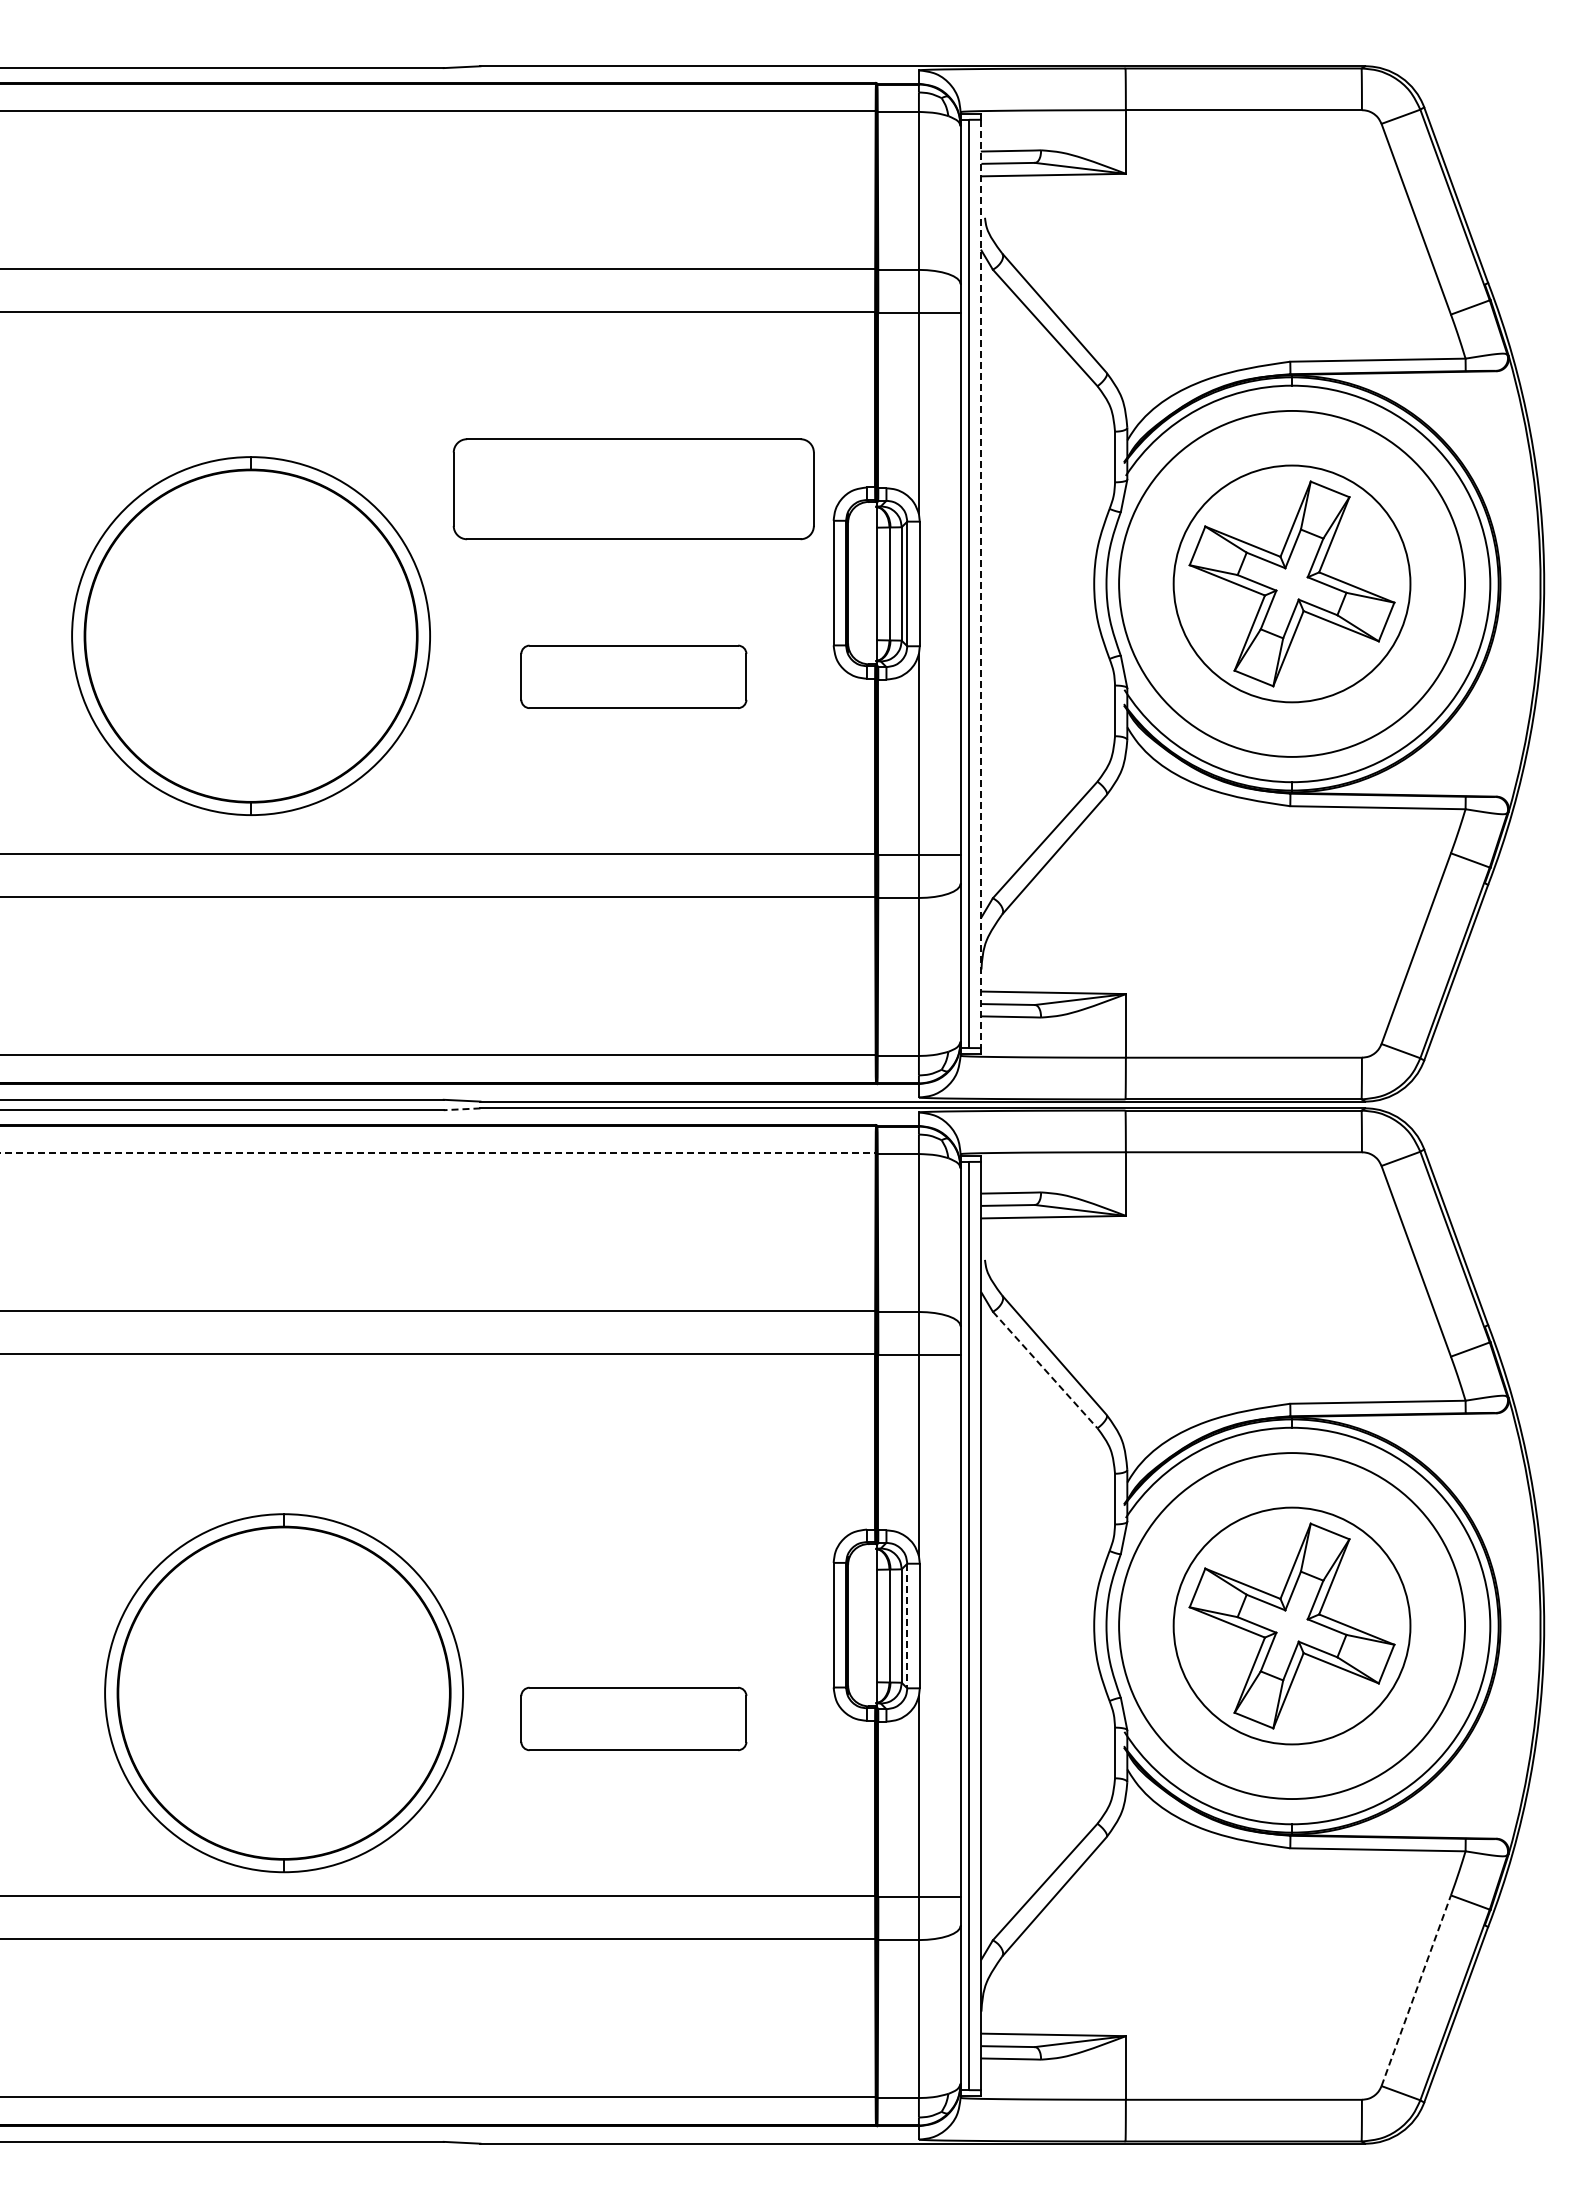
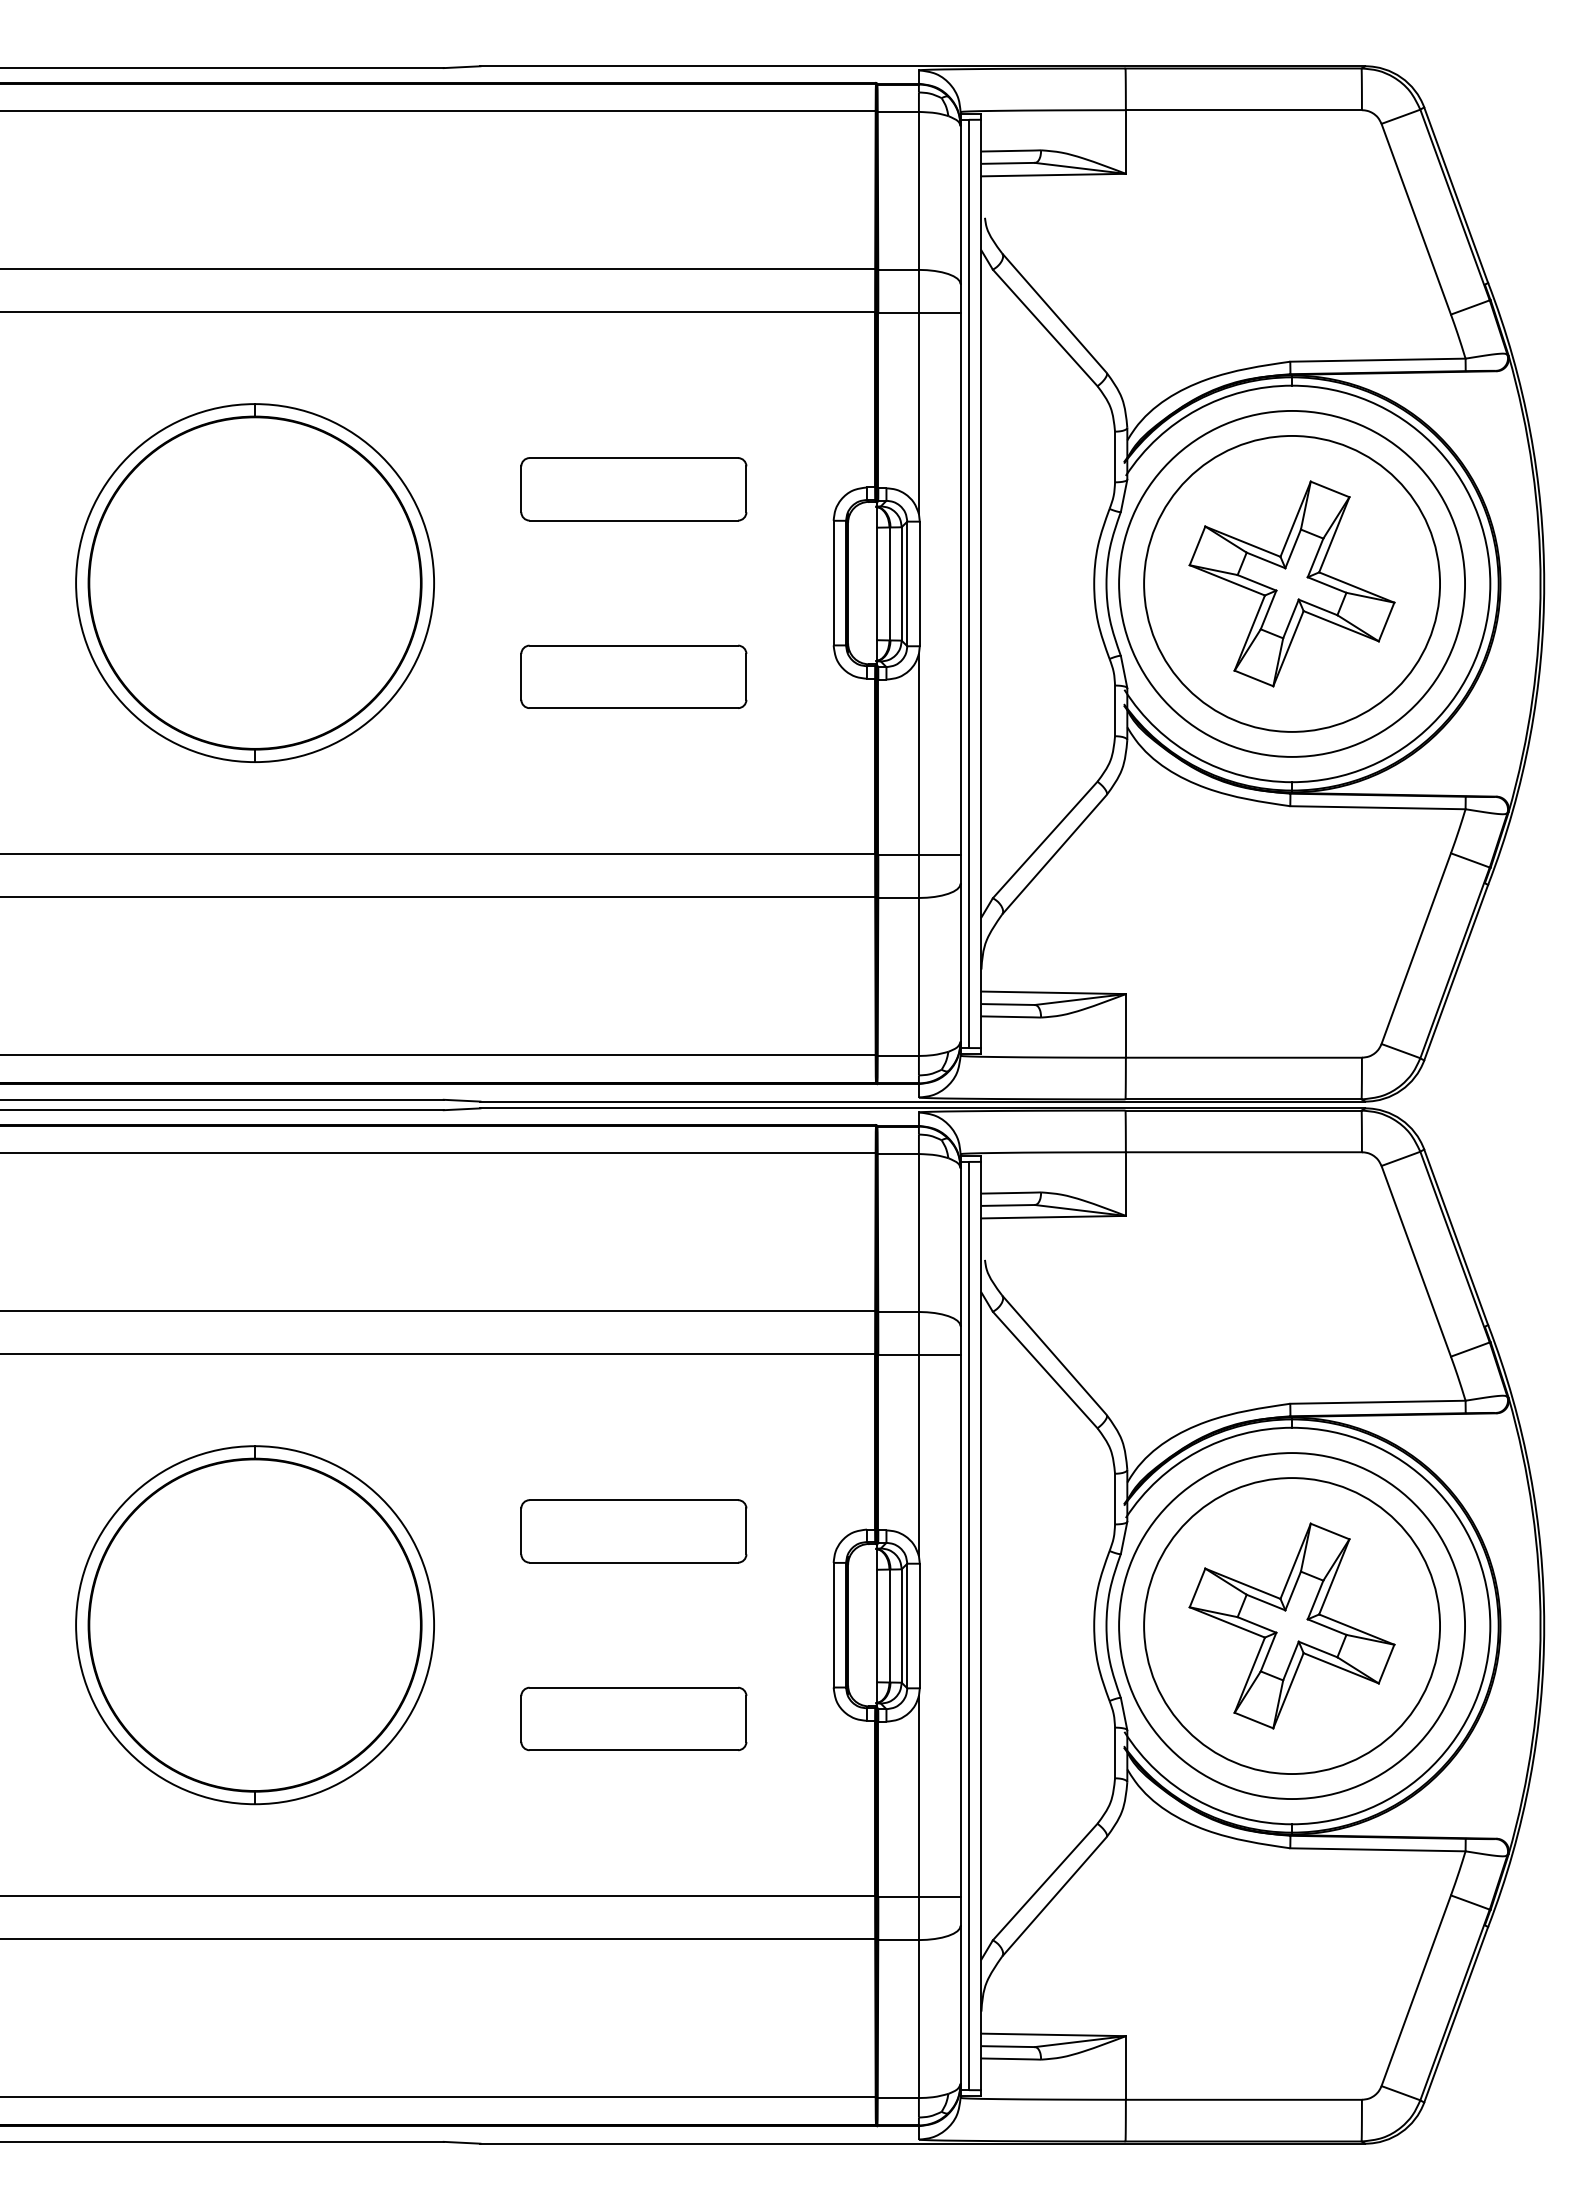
part size: 363x103 px -> 228x65 px (633, 489)
circle diameter: 237 px -> 296 px (1292, 583)
line: dashed -> solid (981, 584)
part position: (250, 635) -> (254, 582) (254, 582)
line: dashed -> solid (461, 1109)
line: dashed -> solid (437, 1153)
line: dashed -> solid (1045, 1370)
part: none -> present (633, 1531)
circle diameter: 237 px -> 296 px (1292, 1626)
line: dashed -> solid (907, 1626)
part position: (283, 1693) -> (254, 1625) (254, 1625)
line: dashed -> solid (1416, 1990)
